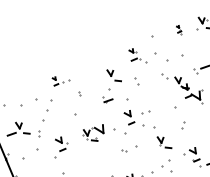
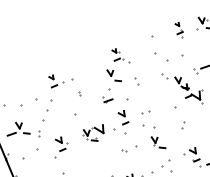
part size: 7x11 px -> 10x17 px (178, 30)
part position: (137, 55) -> (120, 55) (120, 55)
part size: 20x11 px -> 26x15 px (60, 81)
part position: (129, 117) -> (123, 117) (123, 117)
part position: (164, 142) -> (158, 142) (158, 142)
